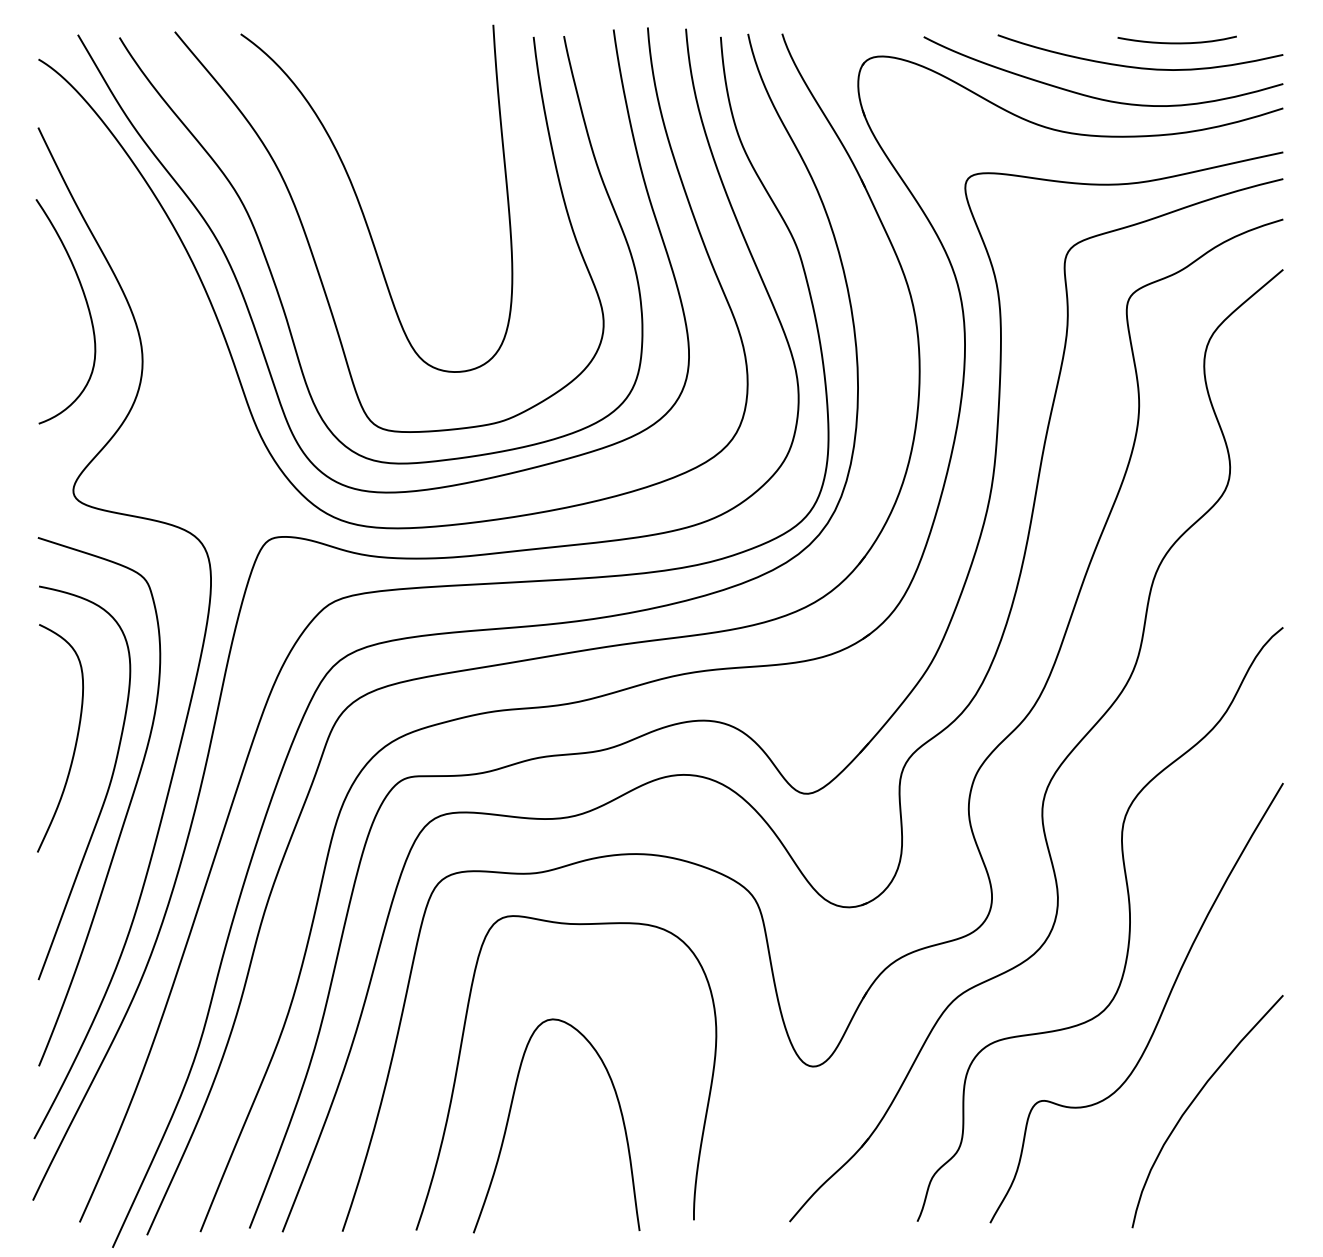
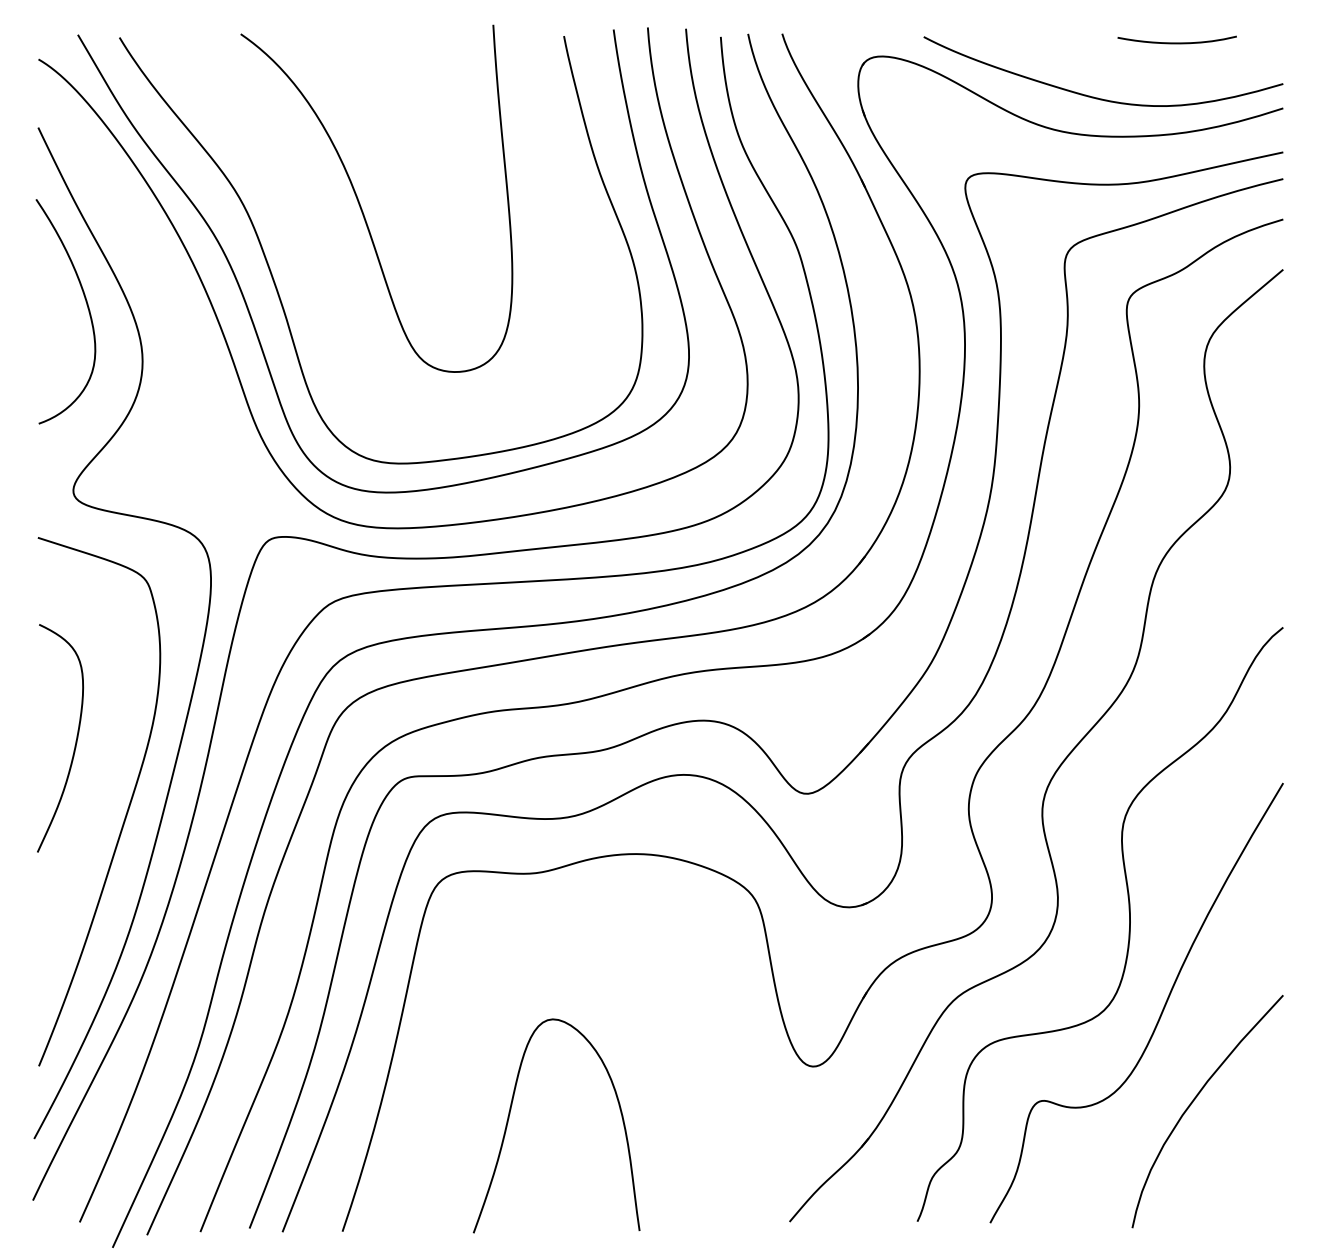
curve: present -> none (1136, 66)
curve: present -> none (314, 257)
curve: present -> none (107, 788)
curve: present -> none (460, 1056)
